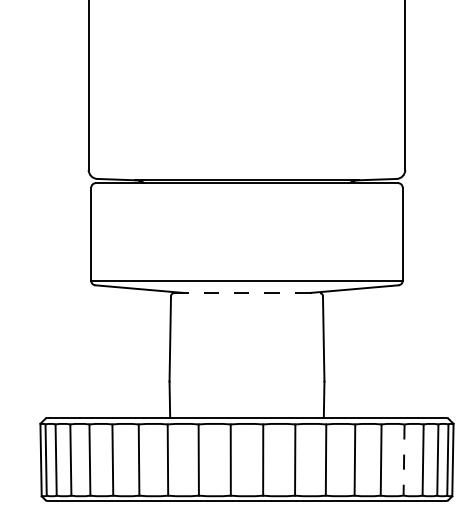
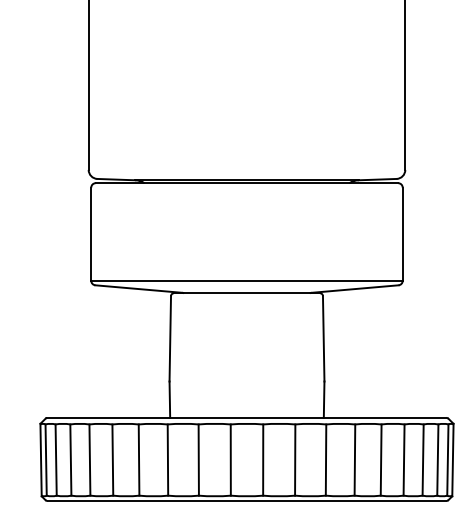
line: dashed -> solid (247, 293)
line: dashed -> solid (404, 460)
